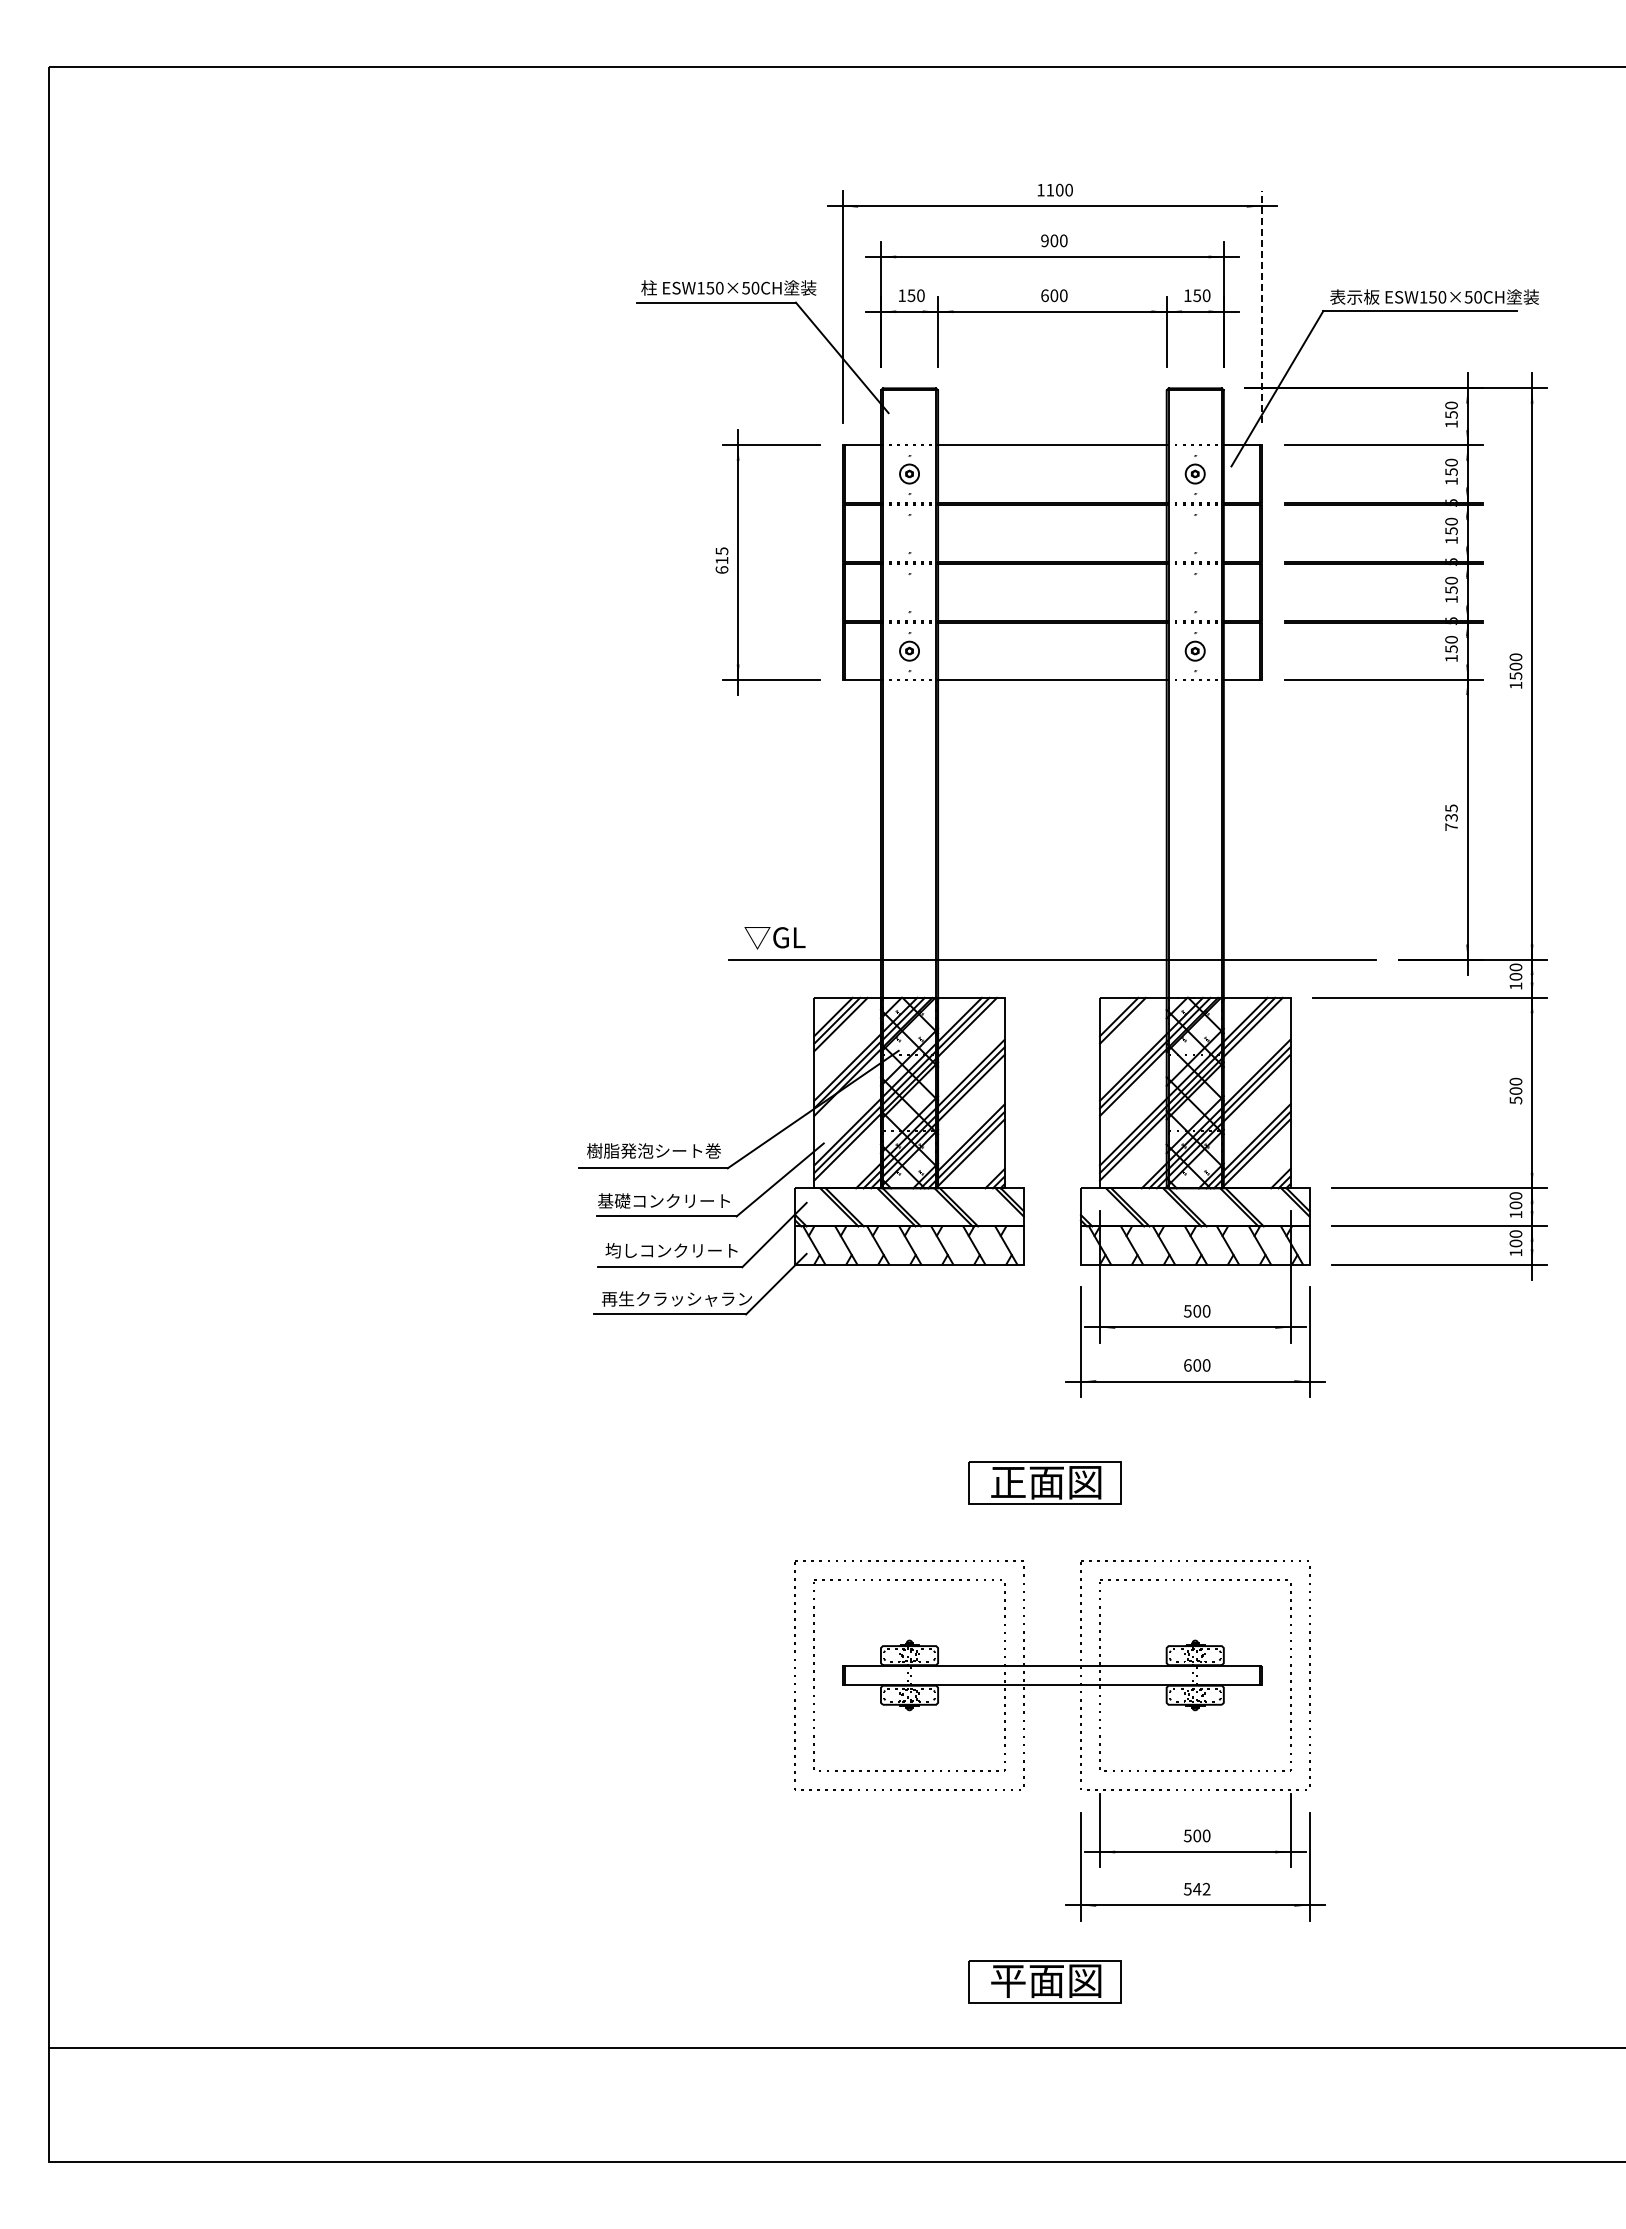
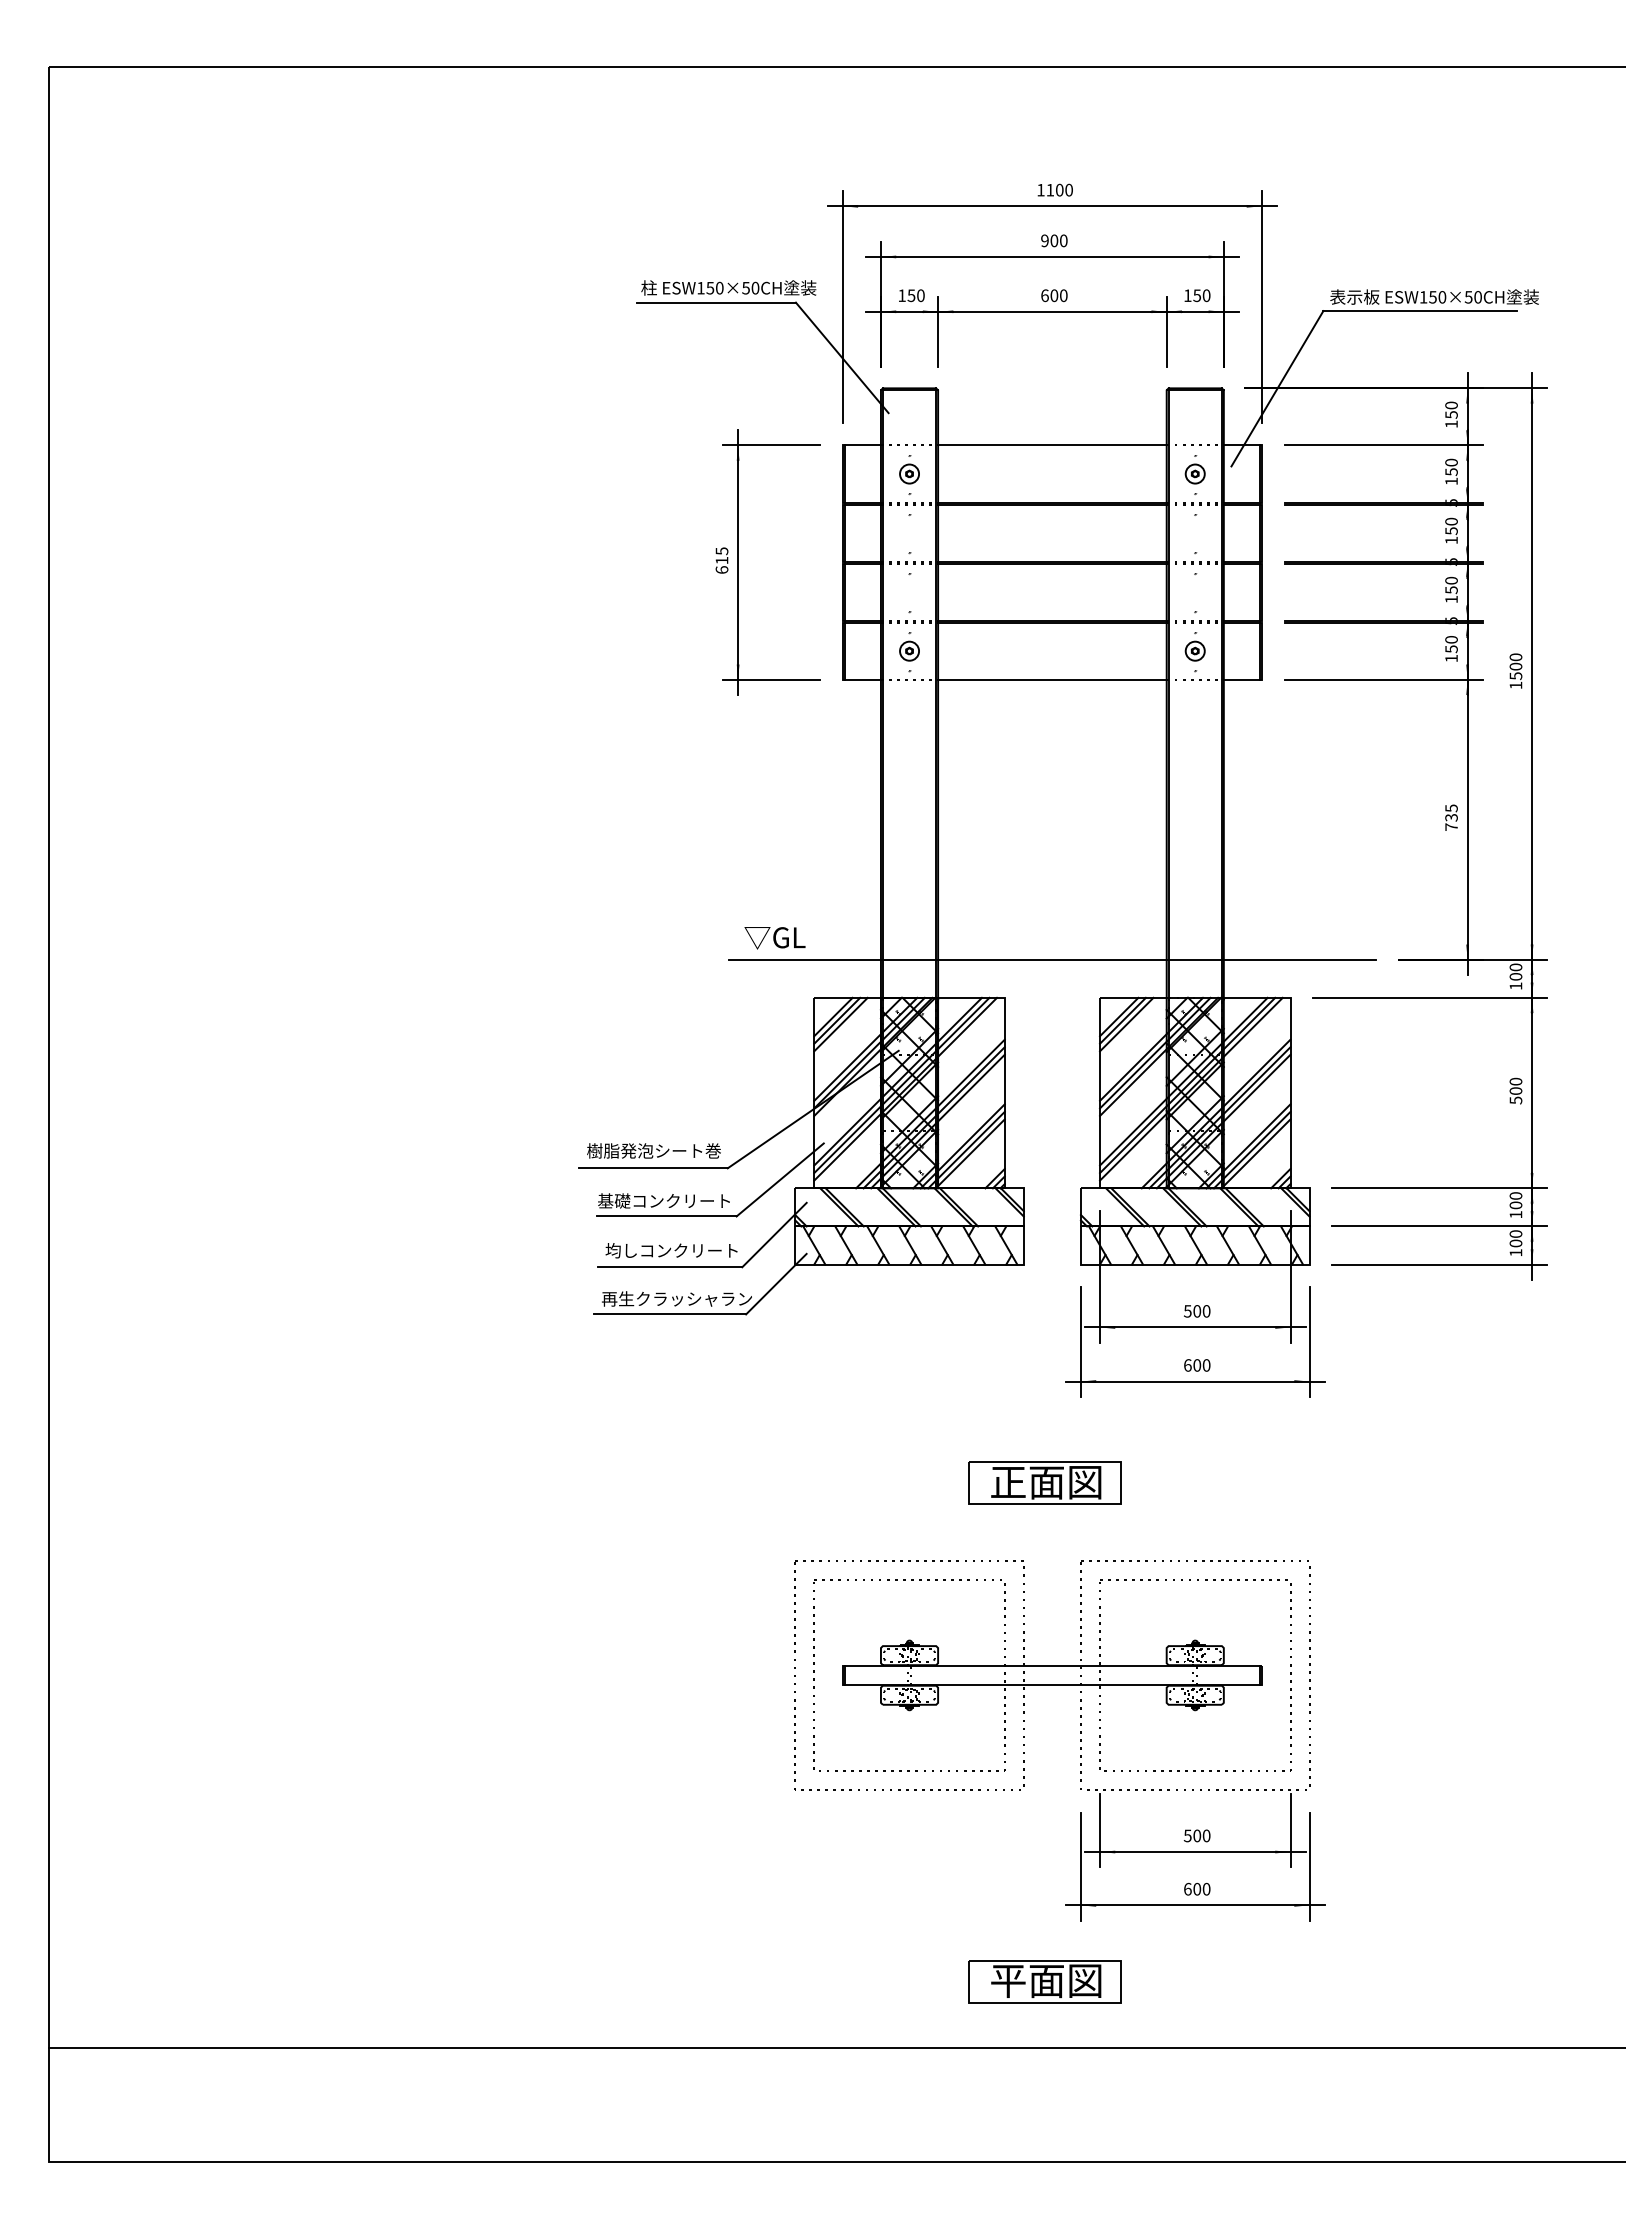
line: dashed -> solid (1261, 306)
line: none -> present (1126, 1024)
text: 542 -> 600 (1197, 1888)
